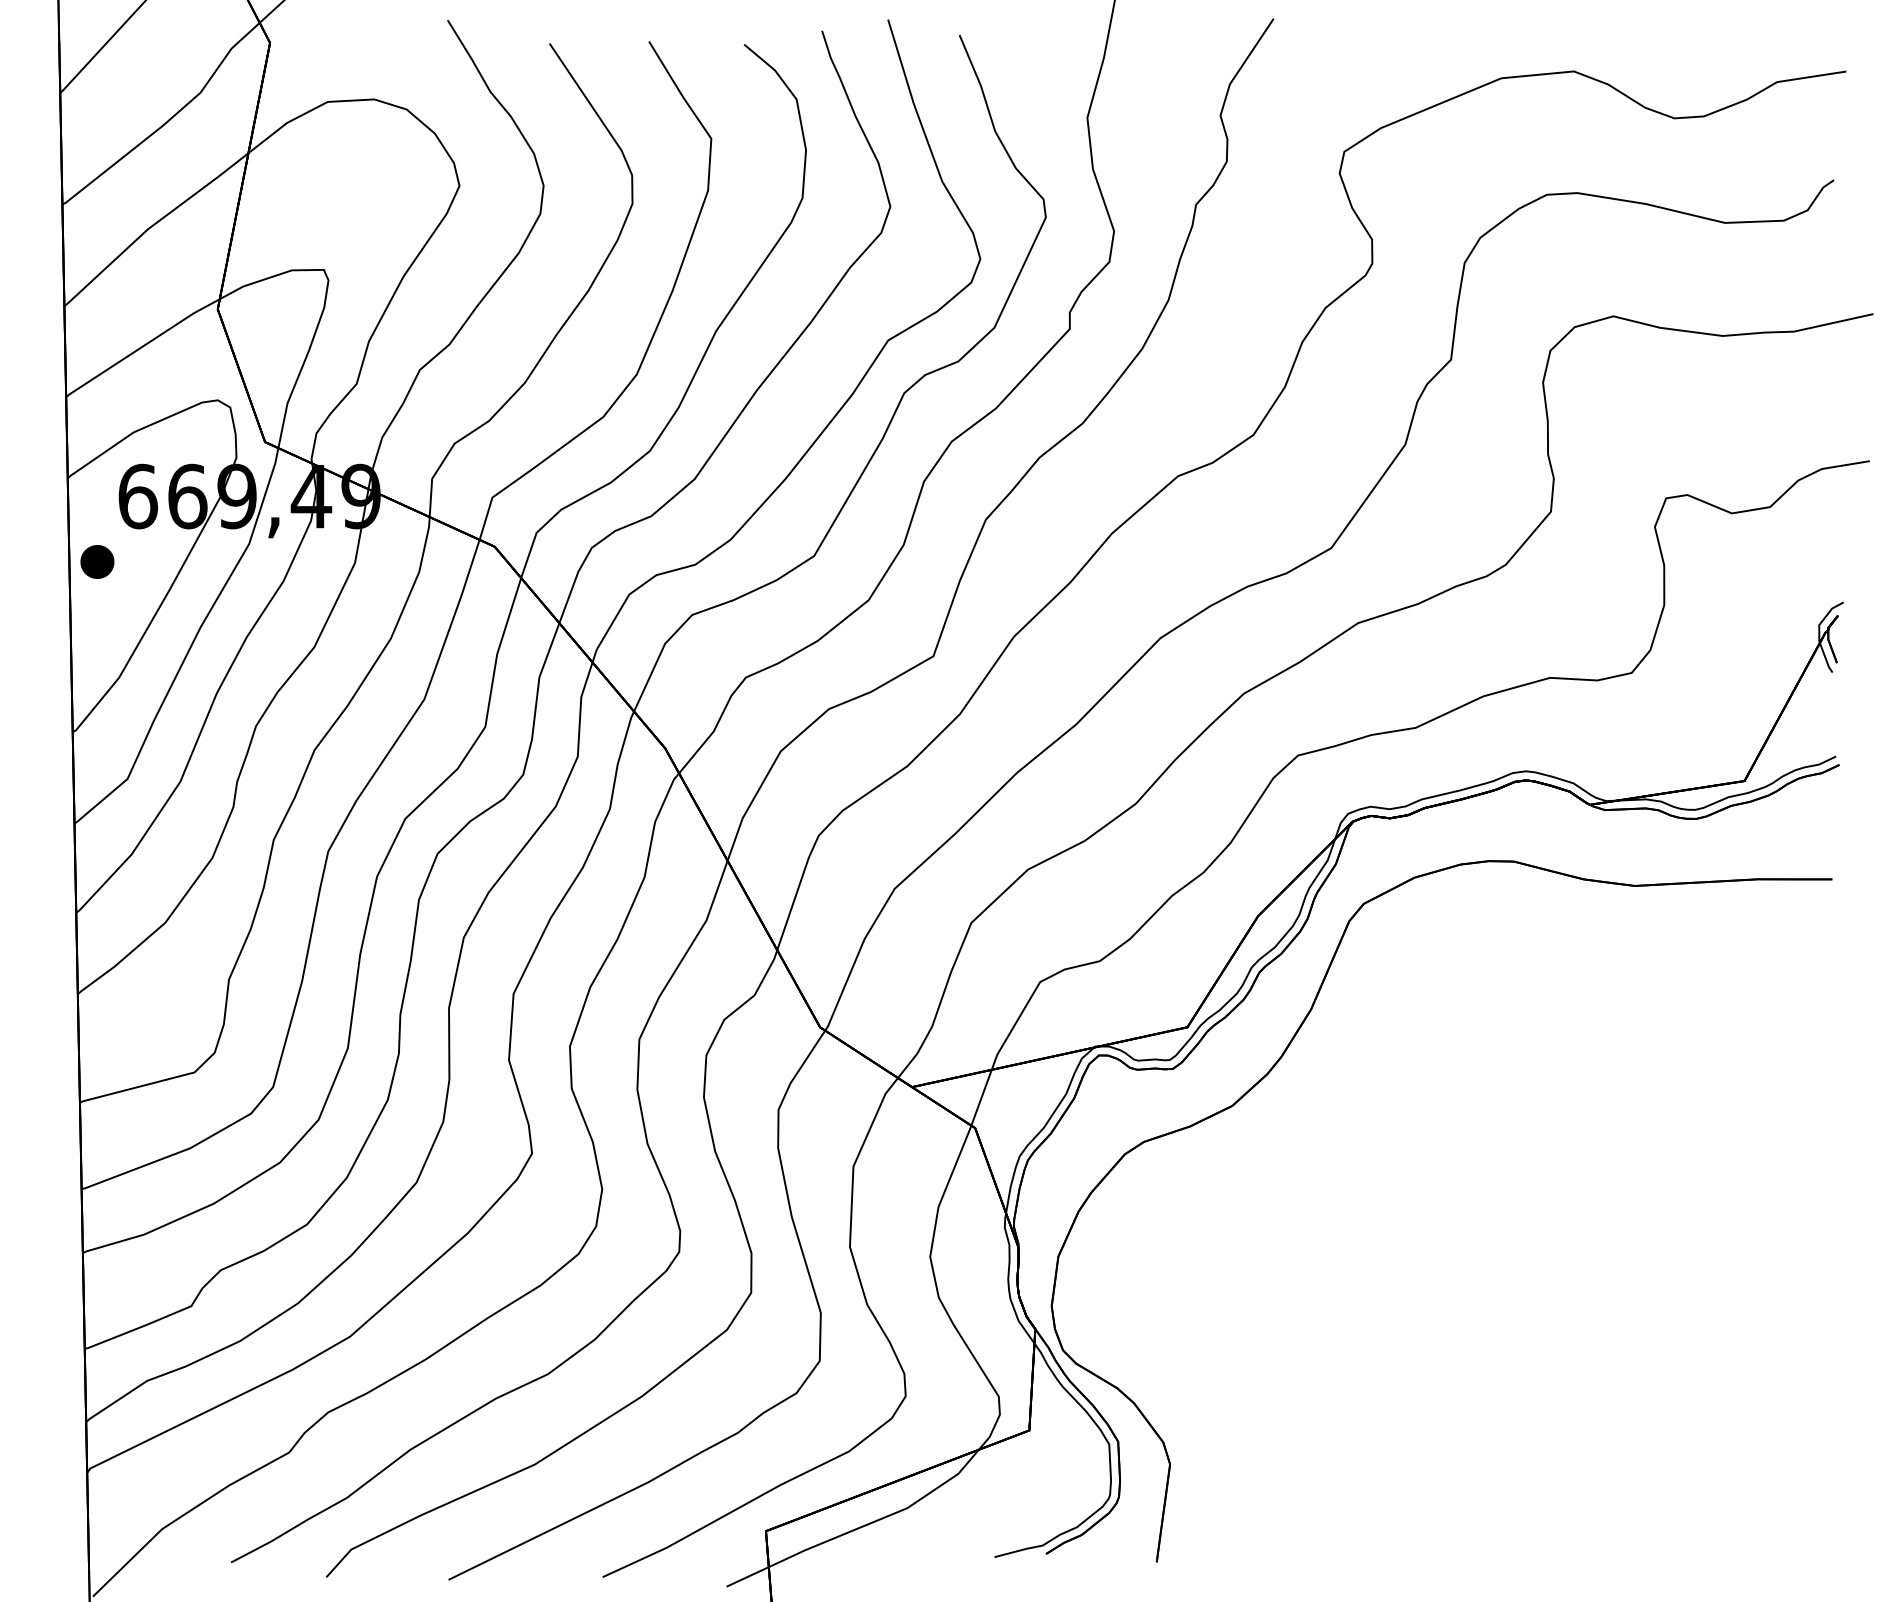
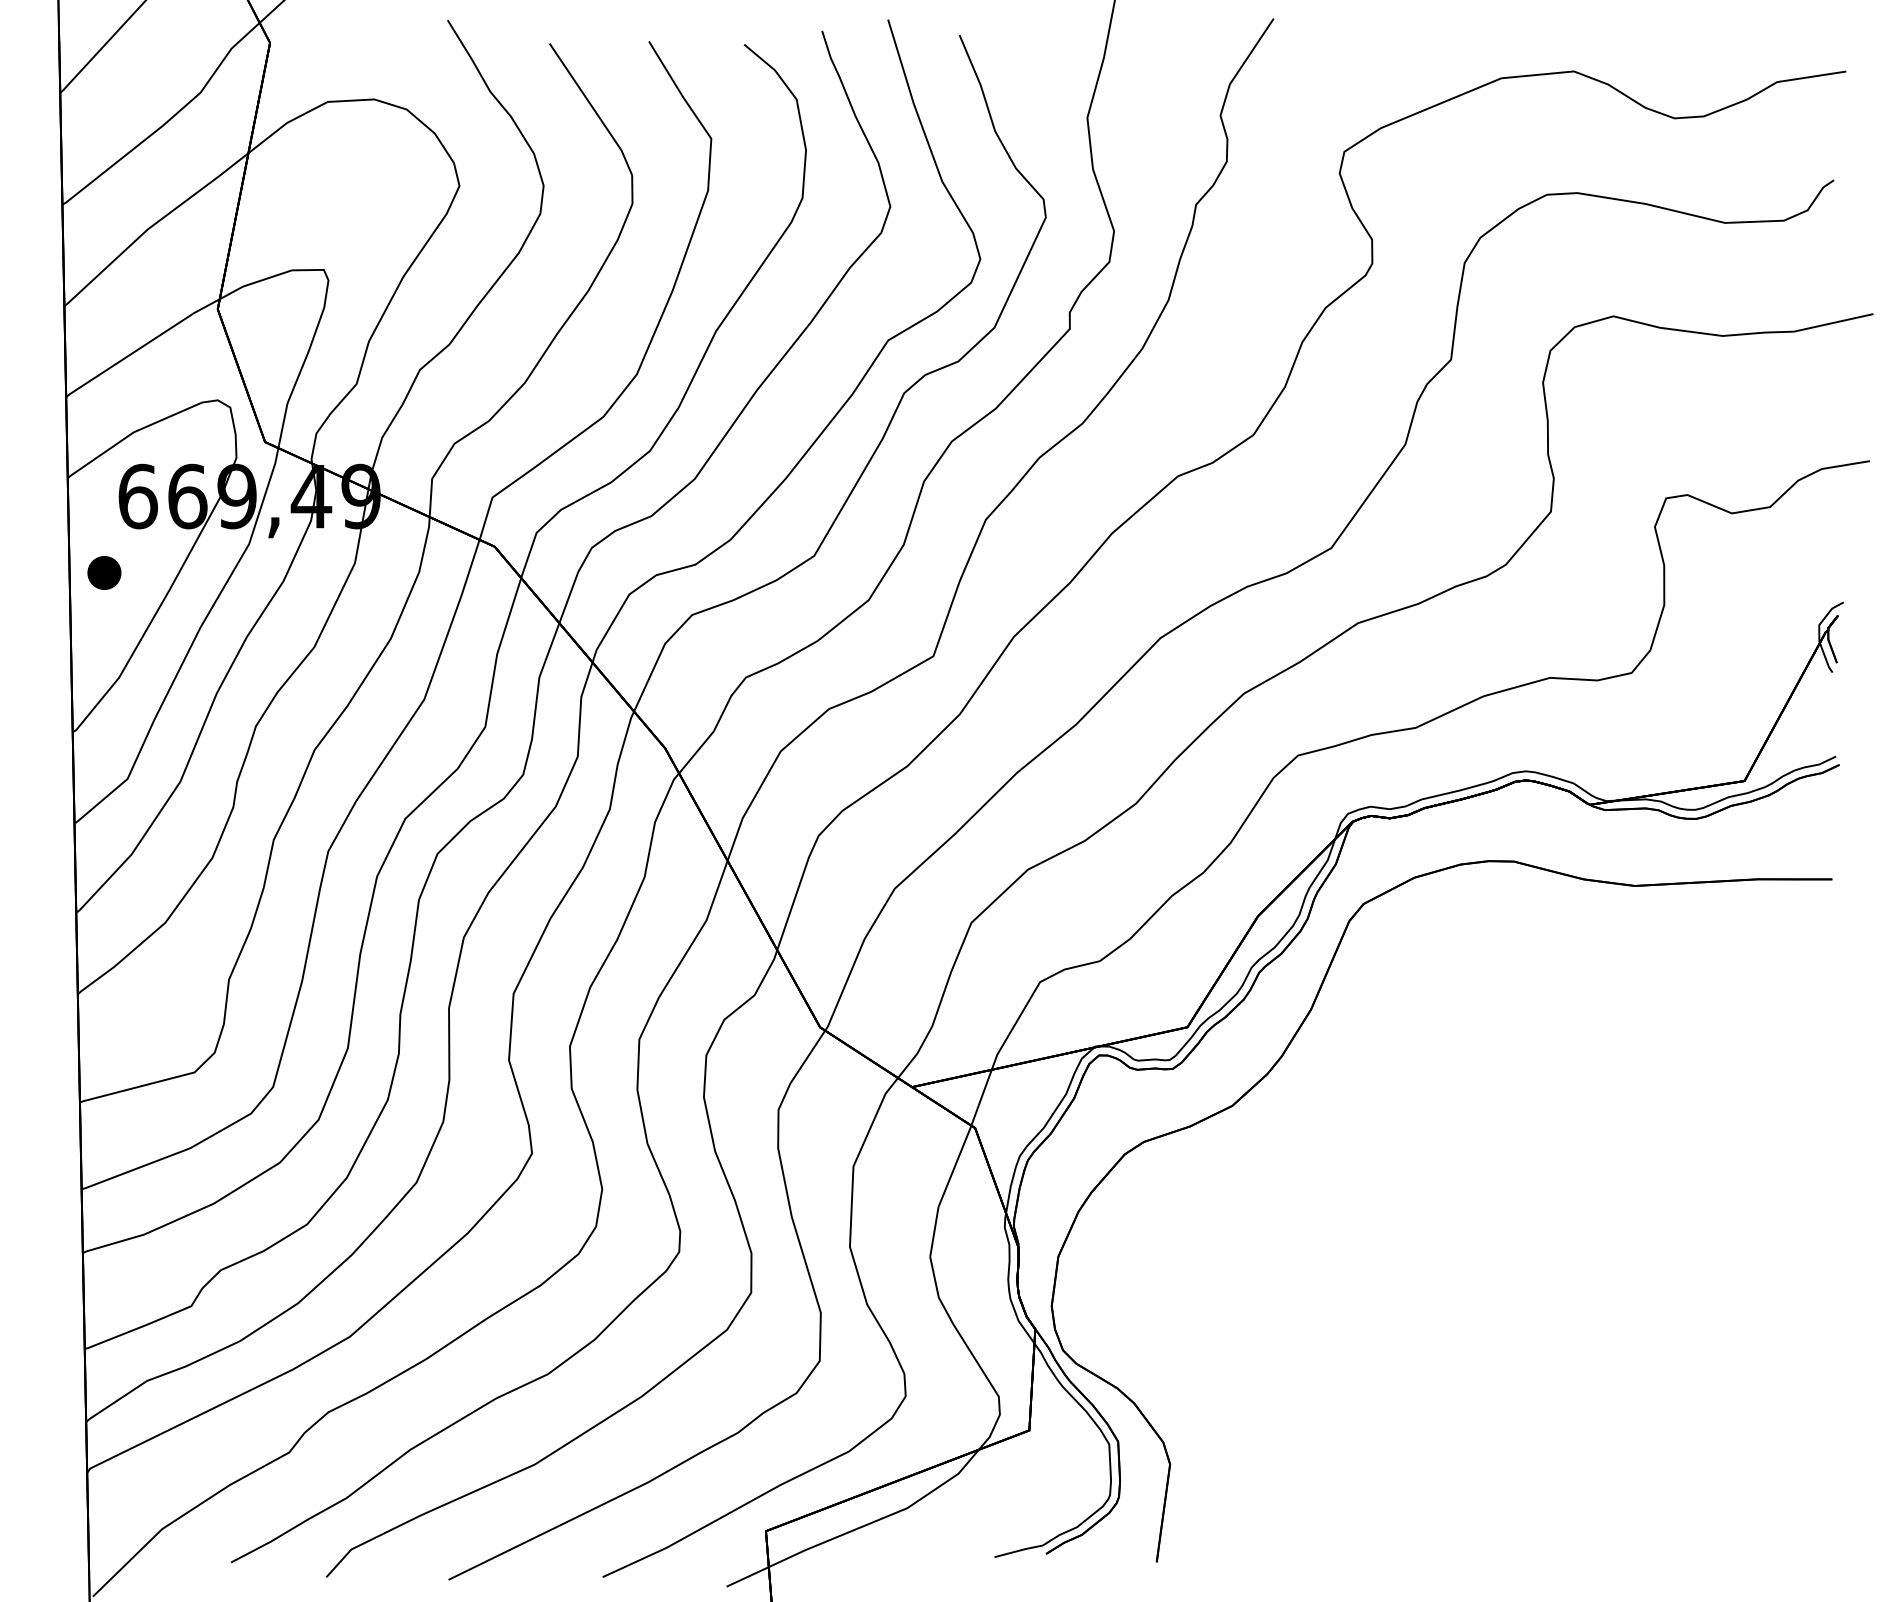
part position: (97, 561) -> (104, 572) (104, 572)
